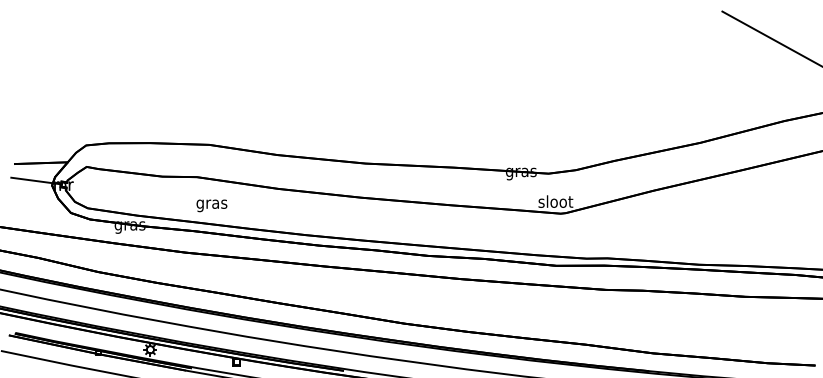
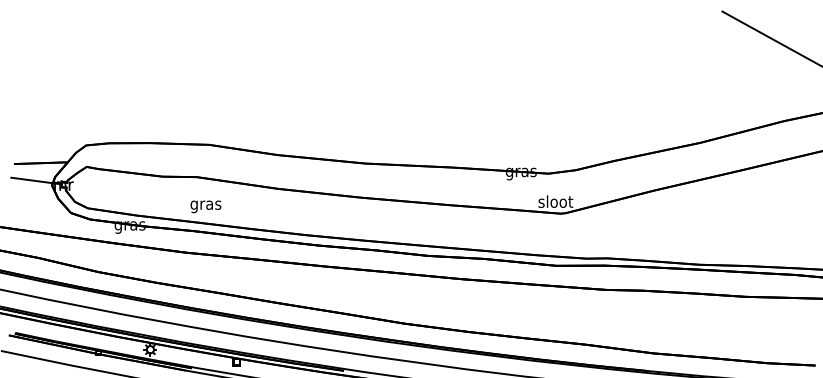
text position: (211, 205) -> (205, 206) (205, 206)
